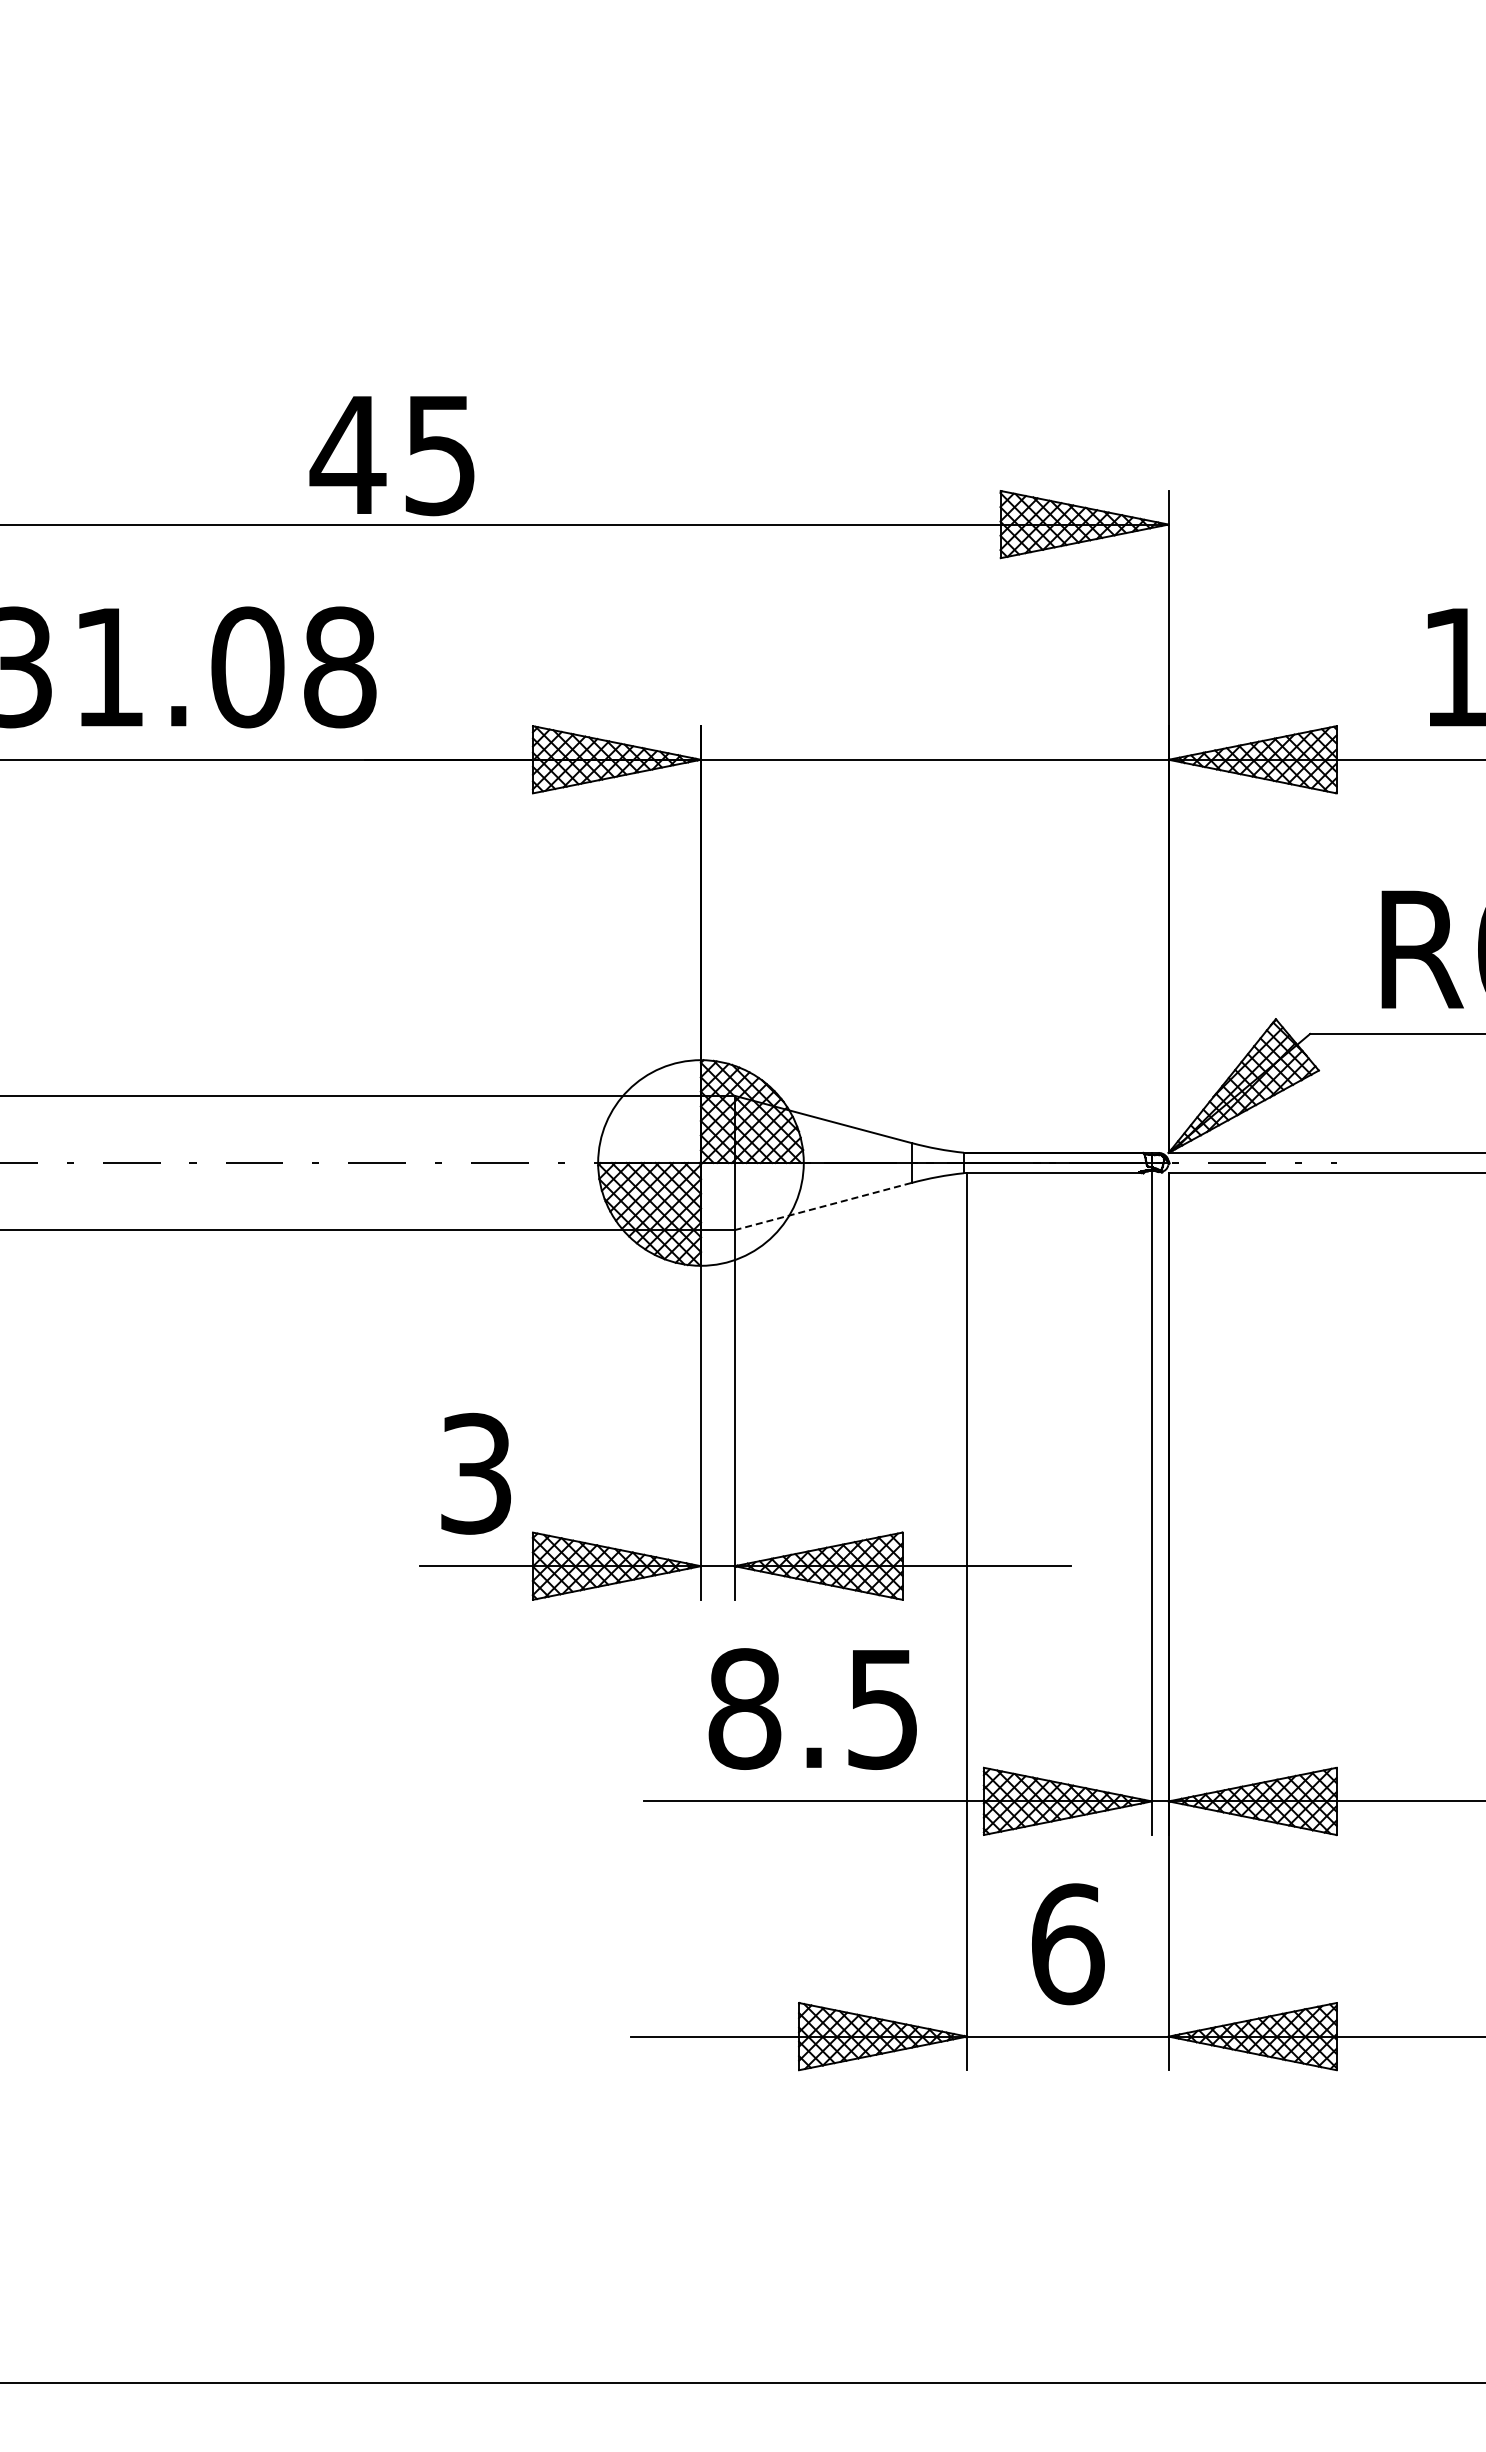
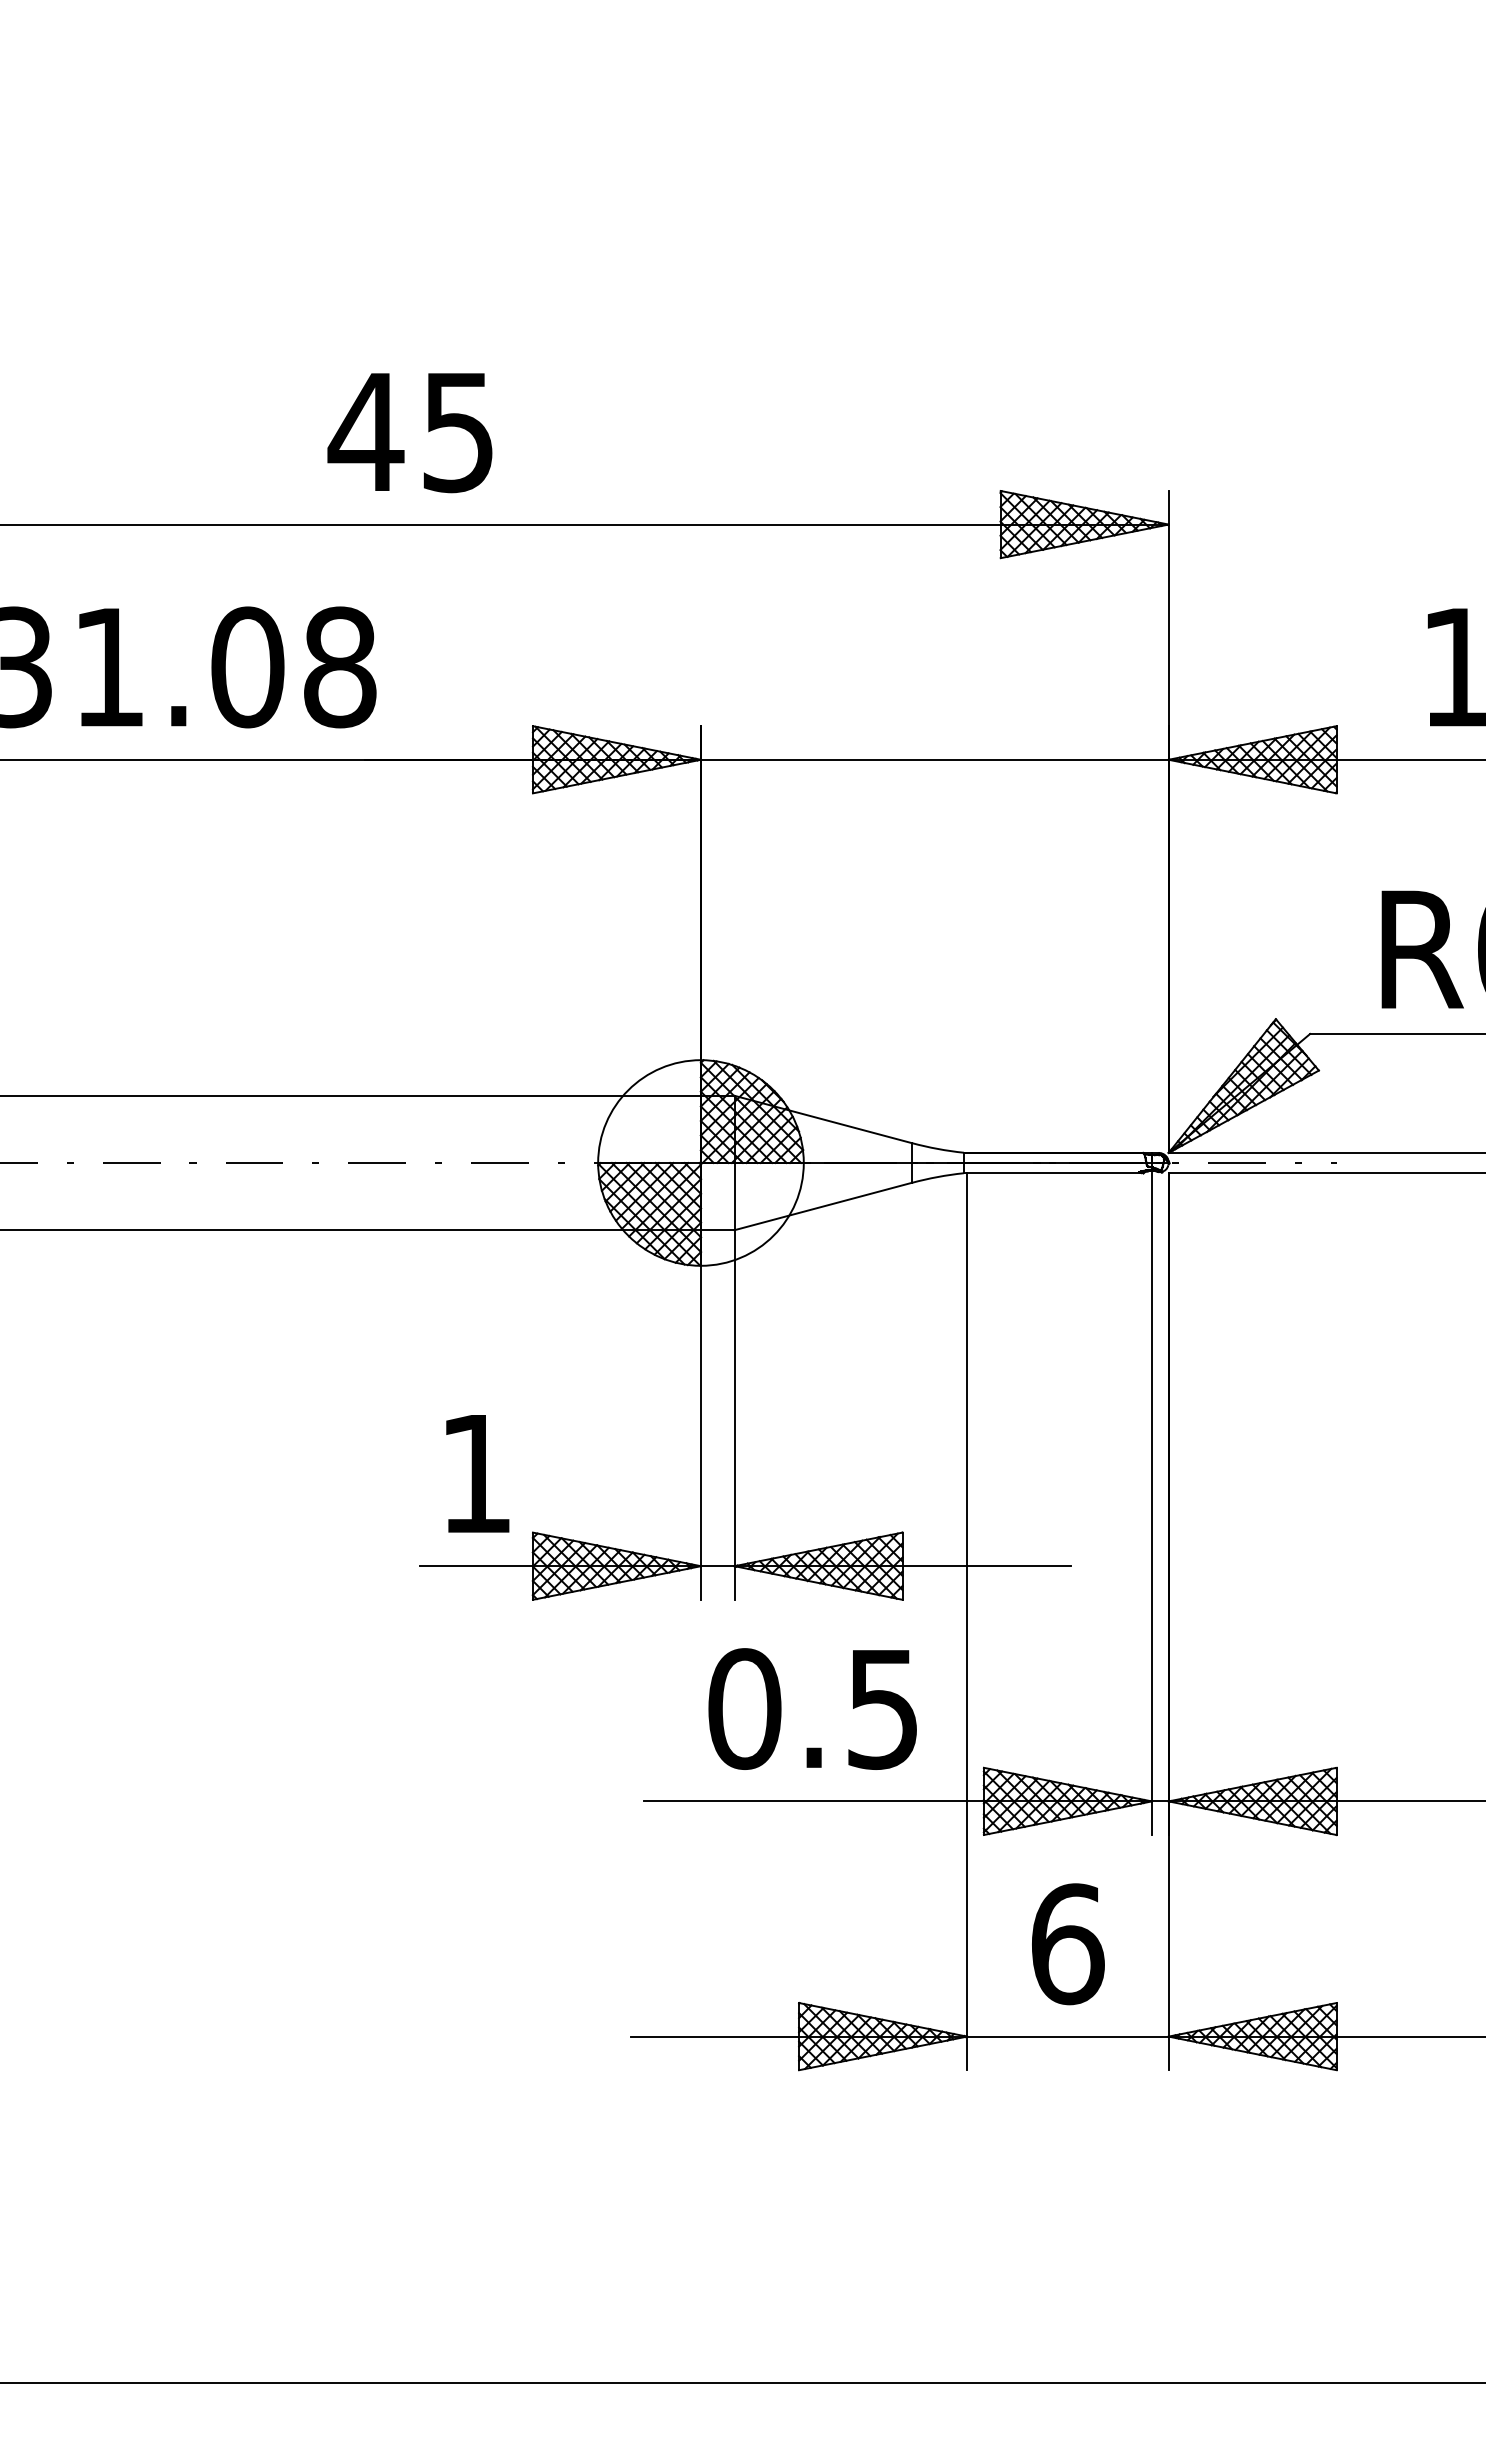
text position: (391, 456) -> (409, 433) (409, 433)
line: dashed -> solid (823, 1206)
text: 3 -> 1 (476, 1473)
text: 8.5 -> 0.5 (744, 1708)
